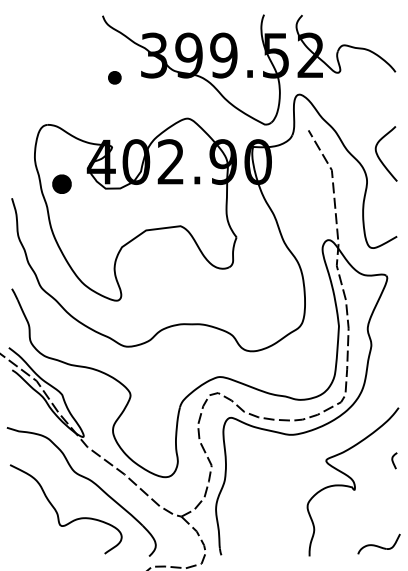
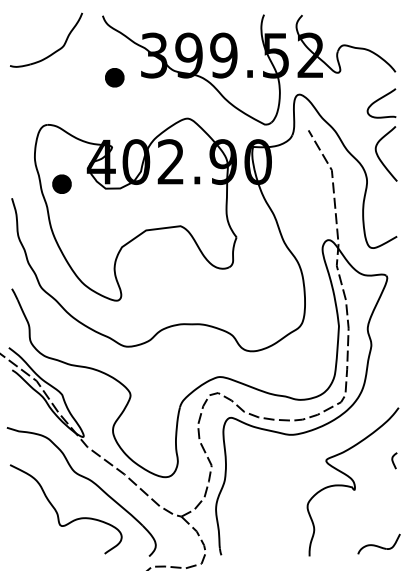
part: none -> present (54, 51)
part size: 14x14 px -> 20x20 px (114, 77)
curve: none -> present (379, 100)
